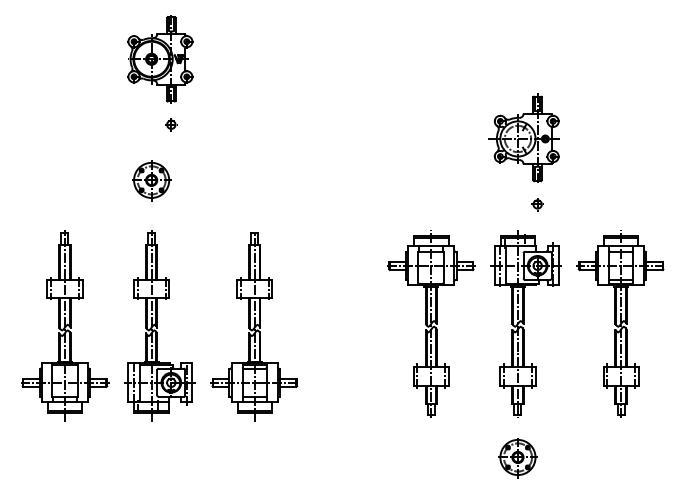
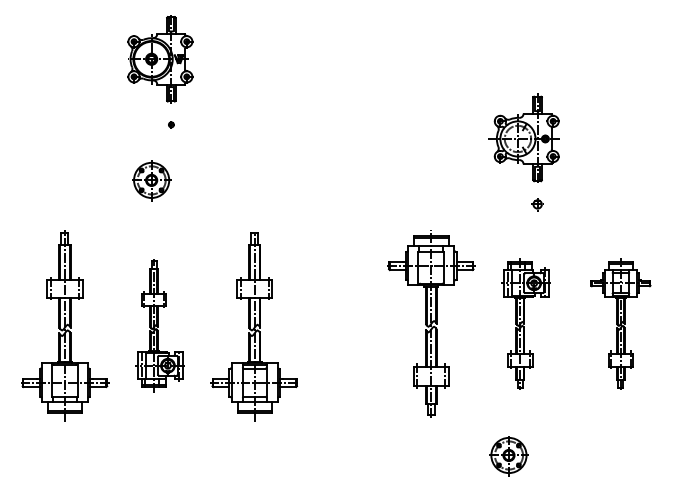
part size: 13x14 px -> 7x8 px (171, 124)
part size: 72x188 px -> 50x132 px (525, 323)
part size: 89x188 px -> 62x132 px (620, 323)
part size: 72x192 px -> 50x134 px (159, 325)
part position: (517, 458) -> (508, 456) (508, 456)
